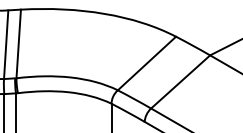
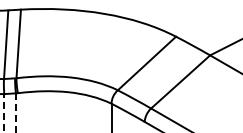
line: solid -> dashed (3, 113)
line: solid -> dashed (16, 113)
